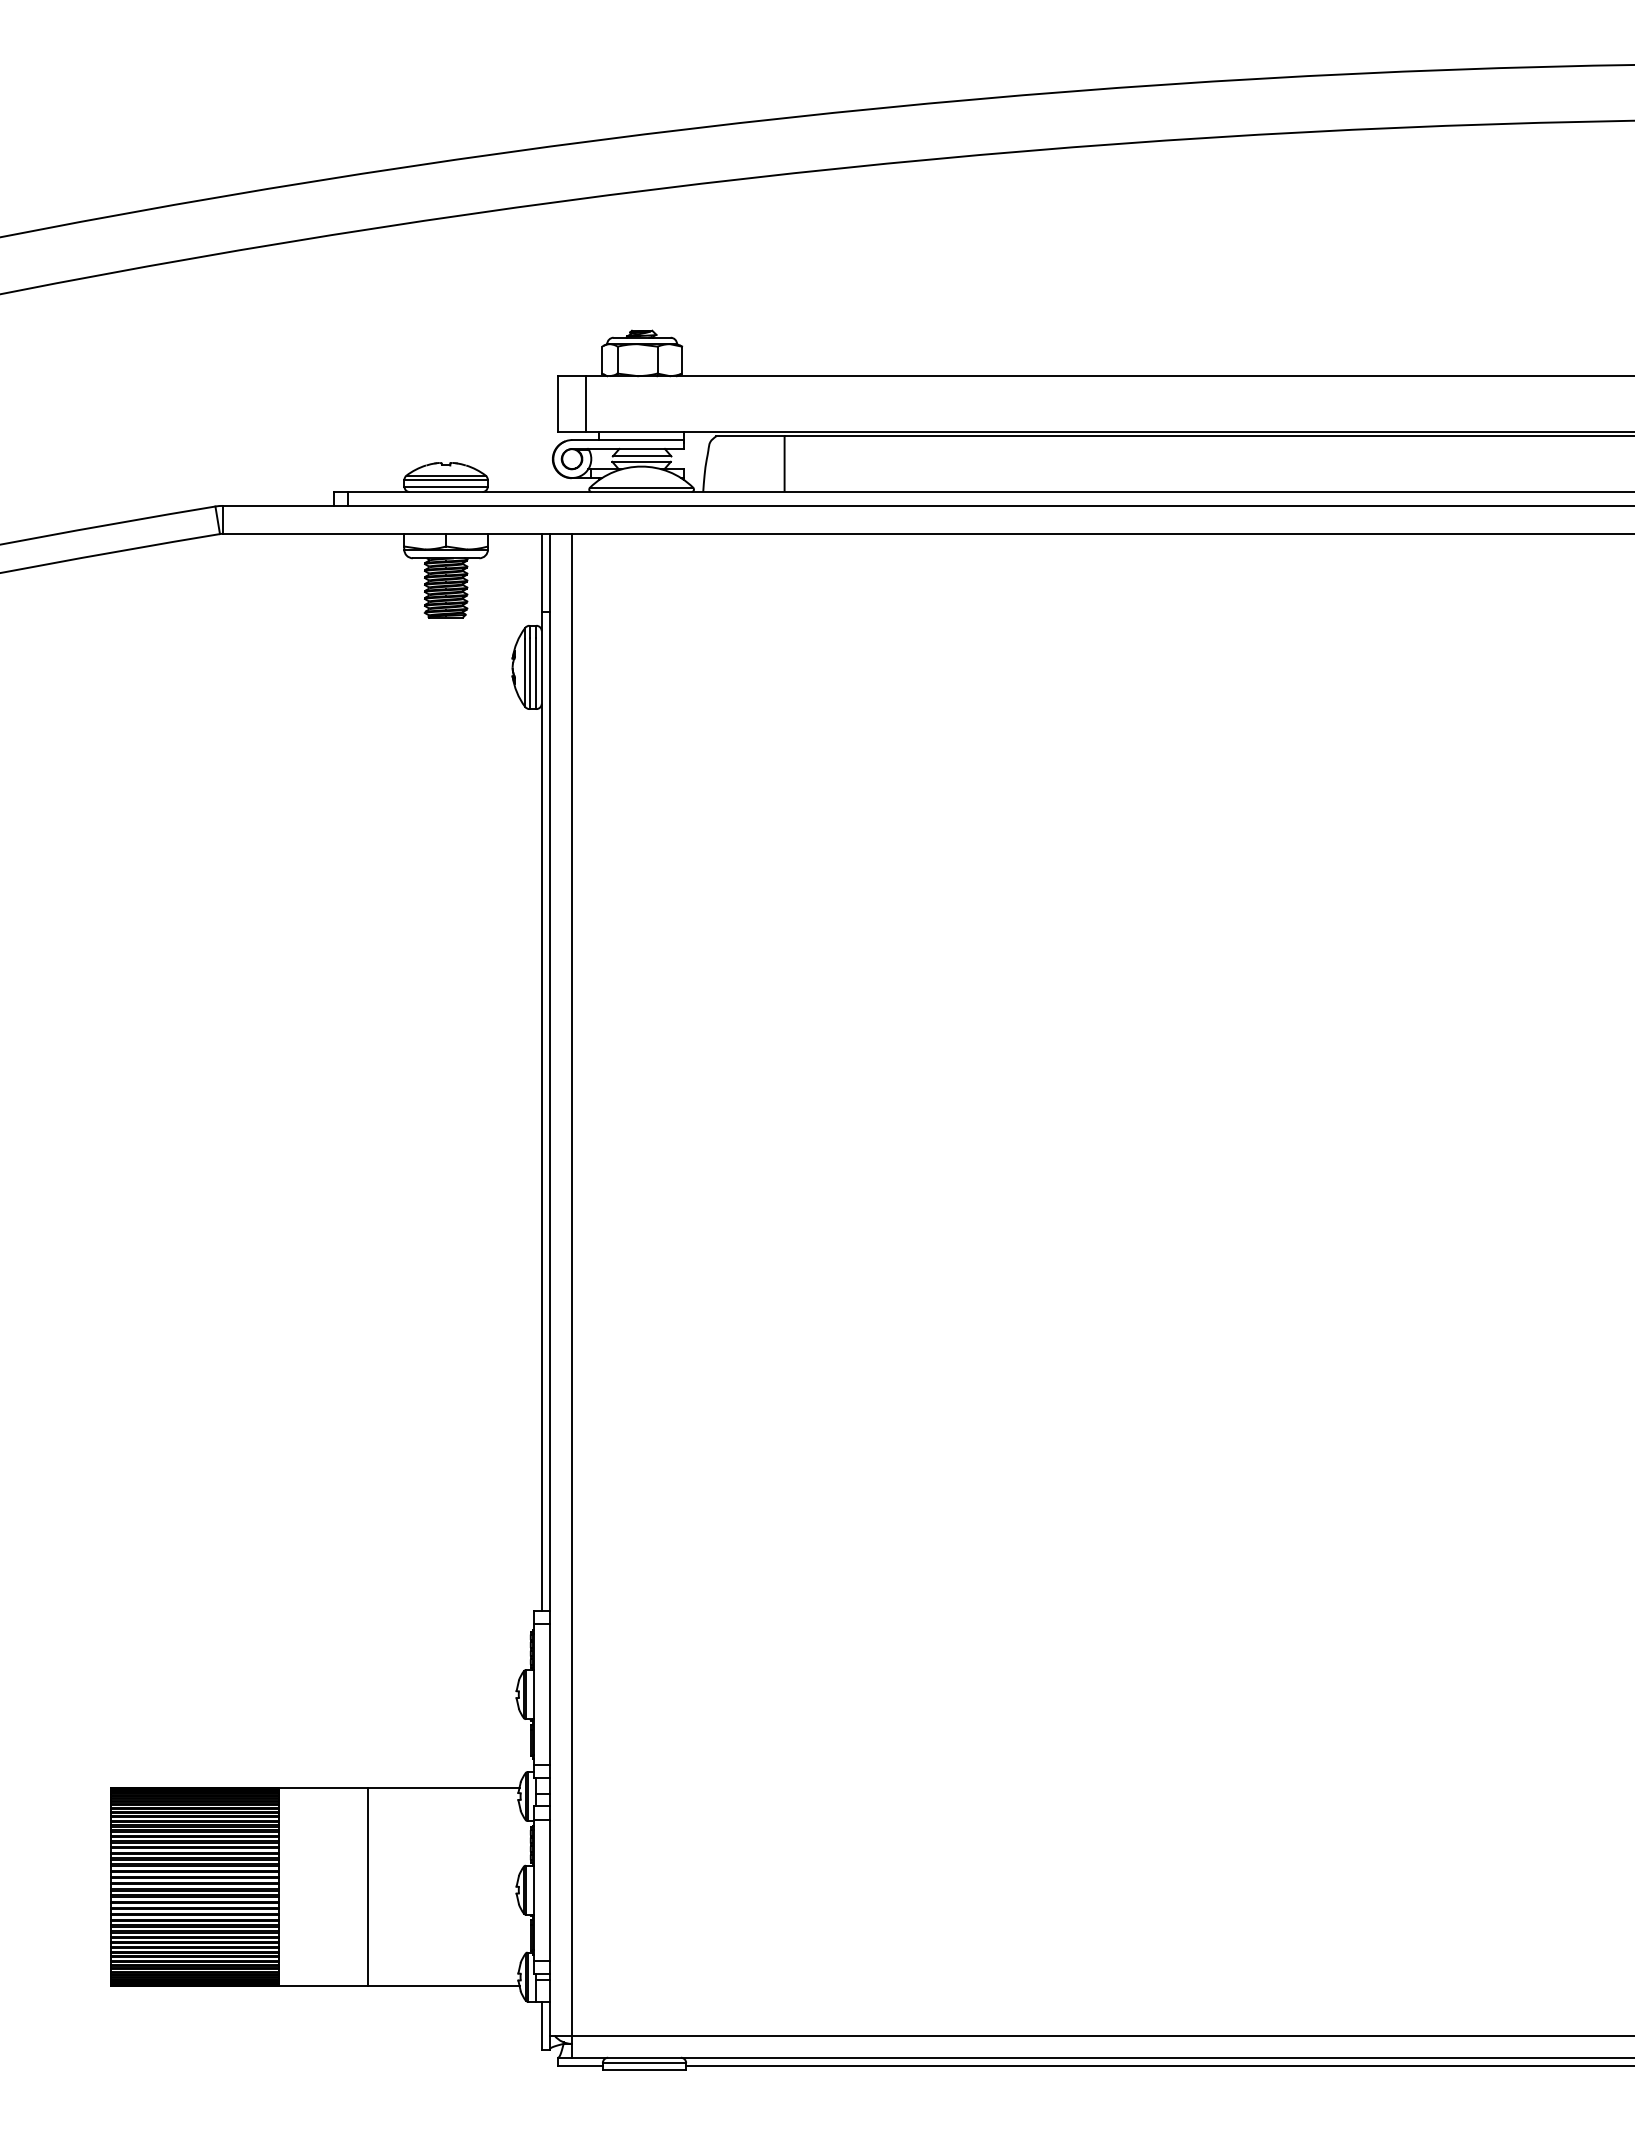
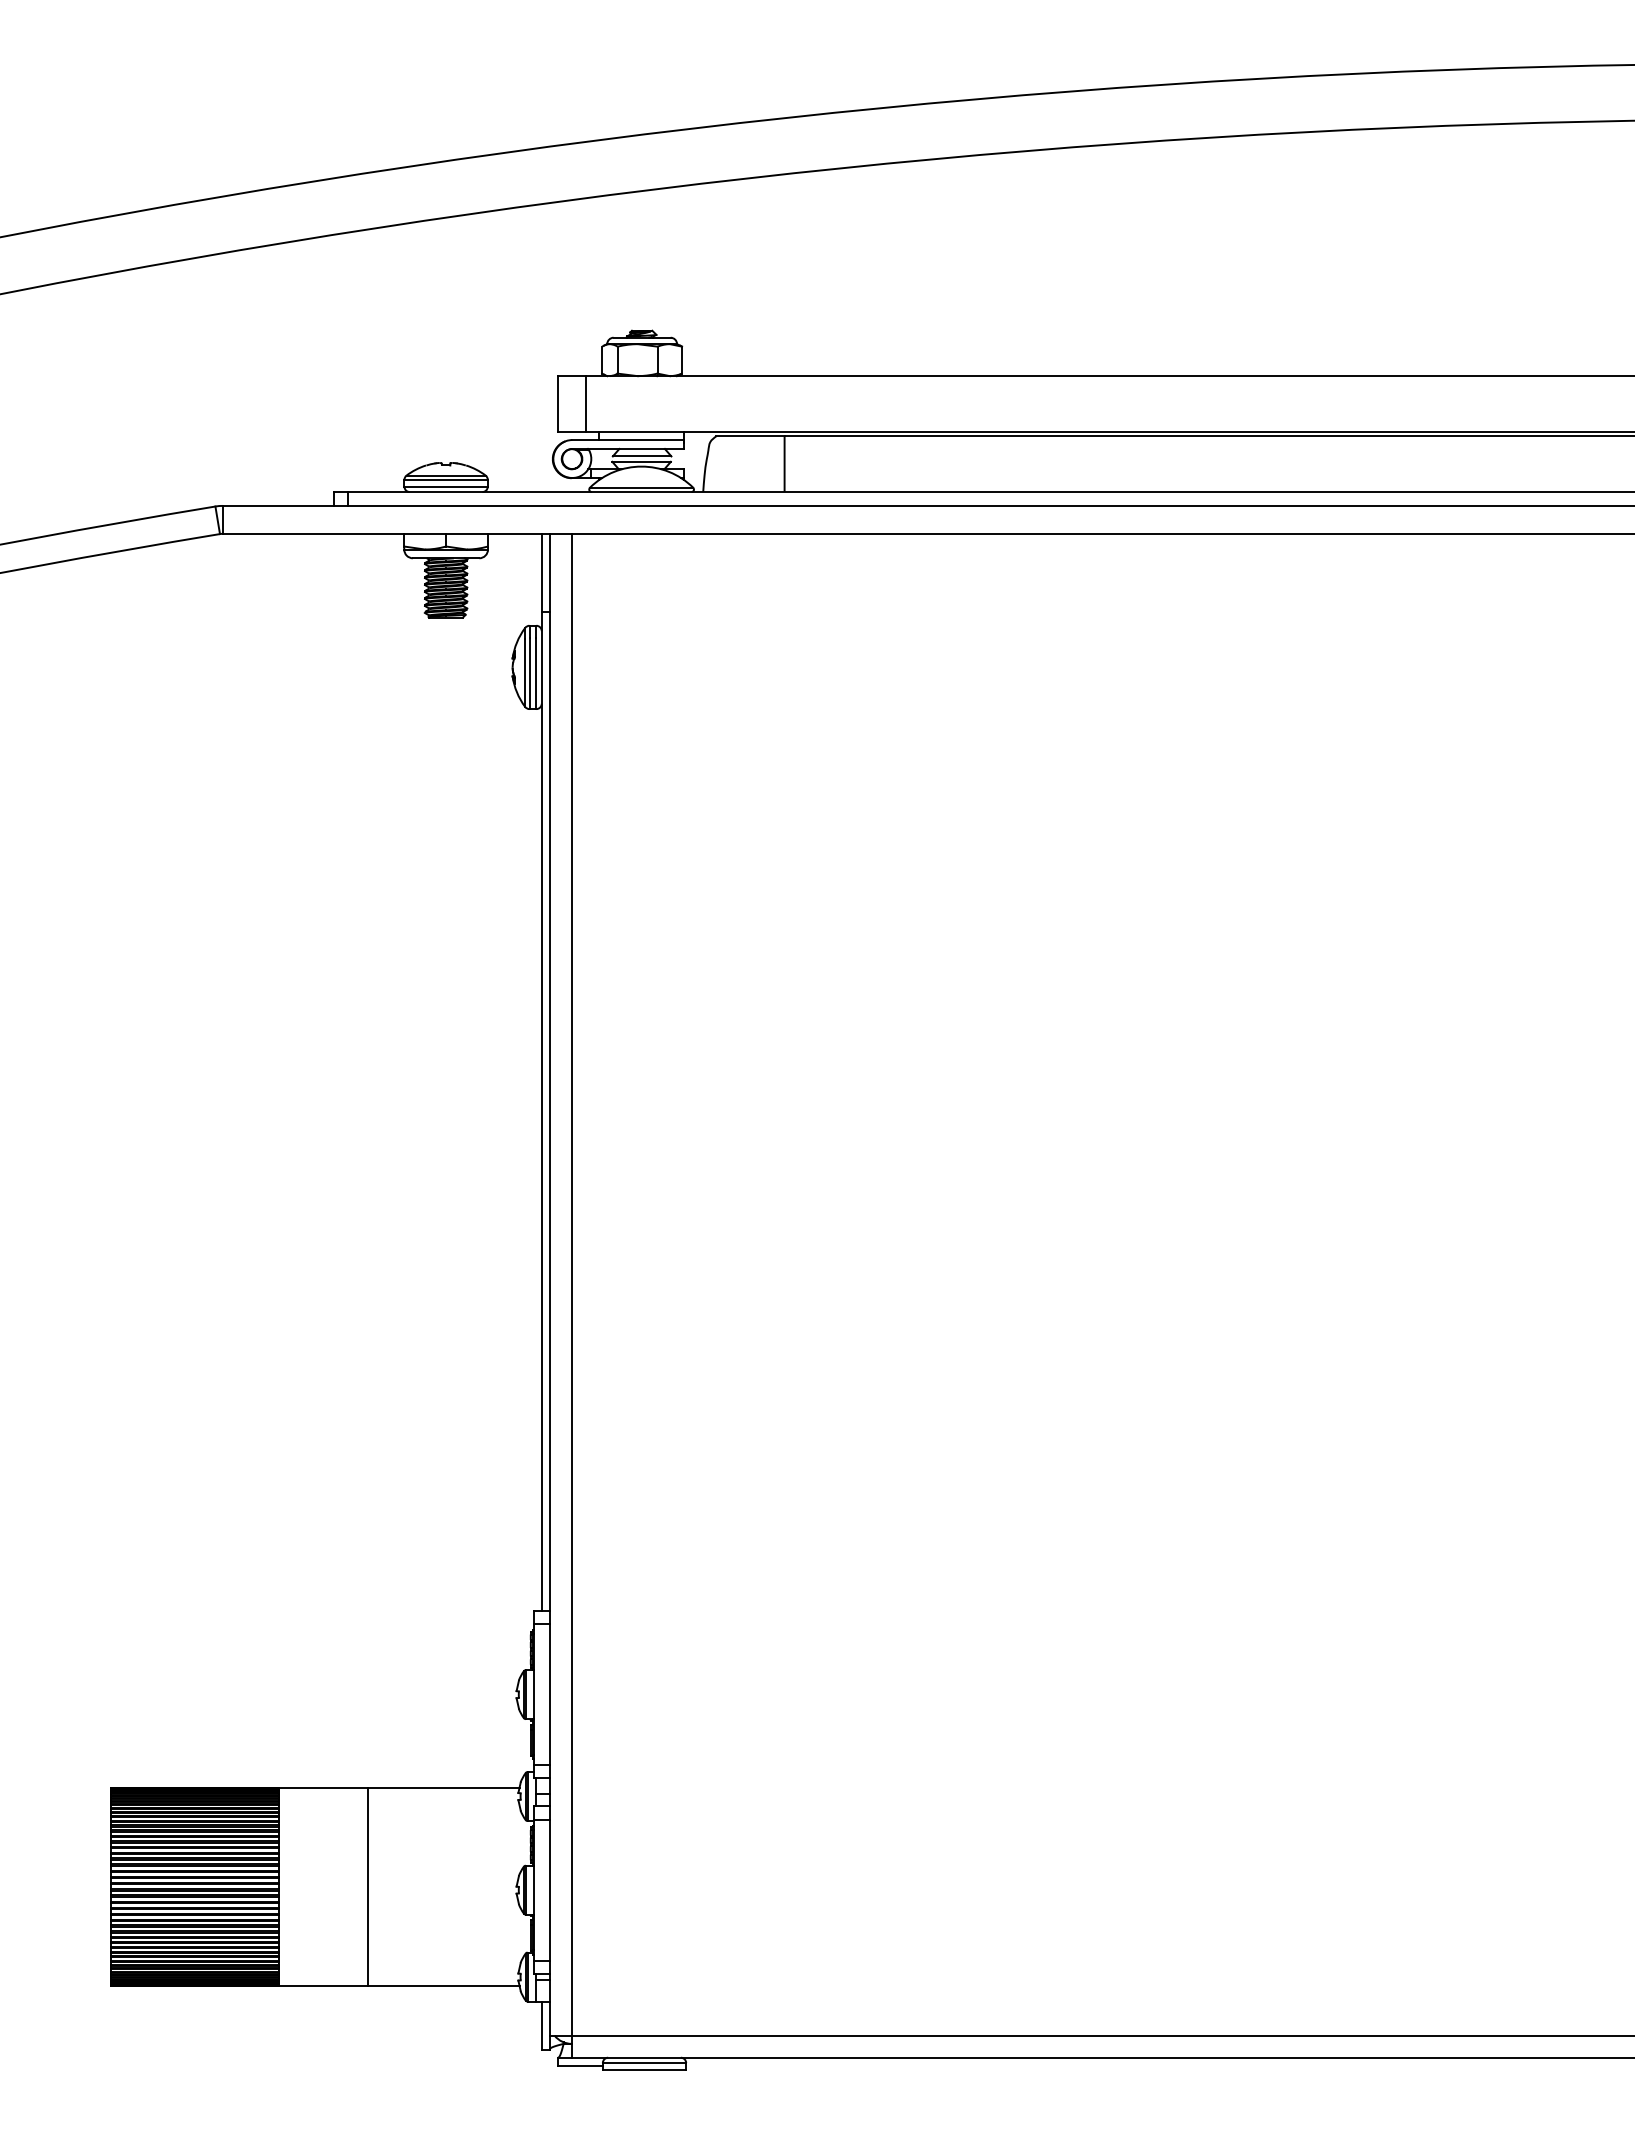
line: present -> none (1158, 2065)
